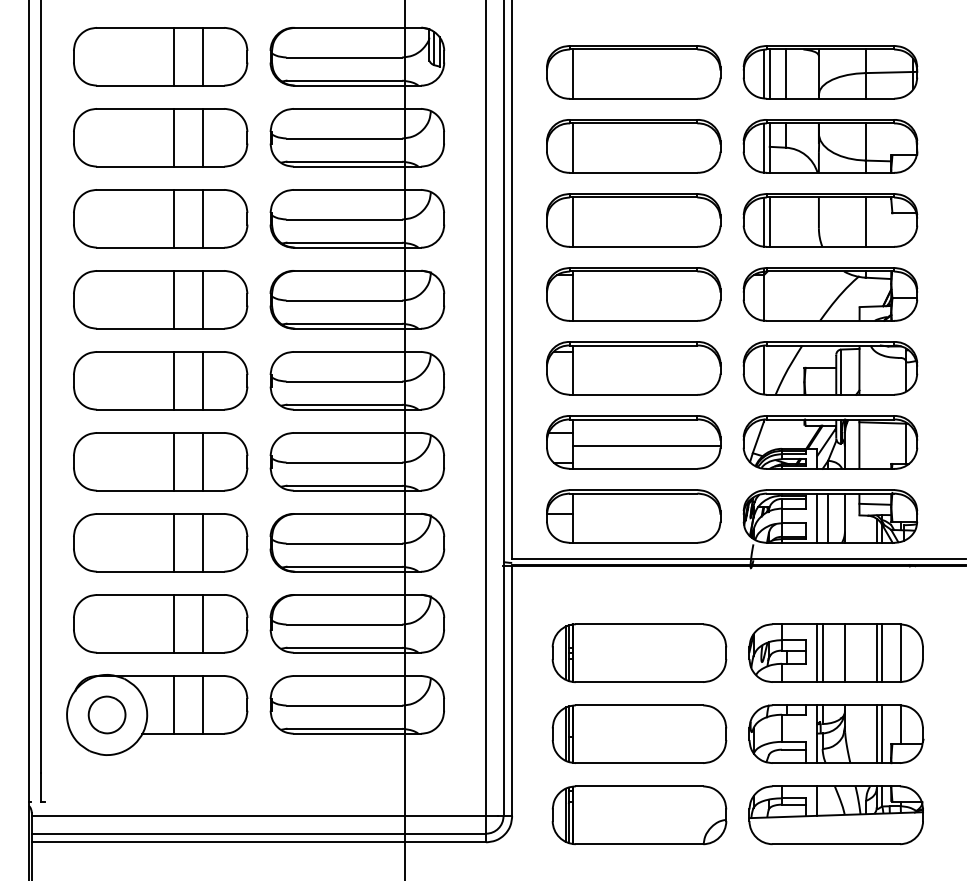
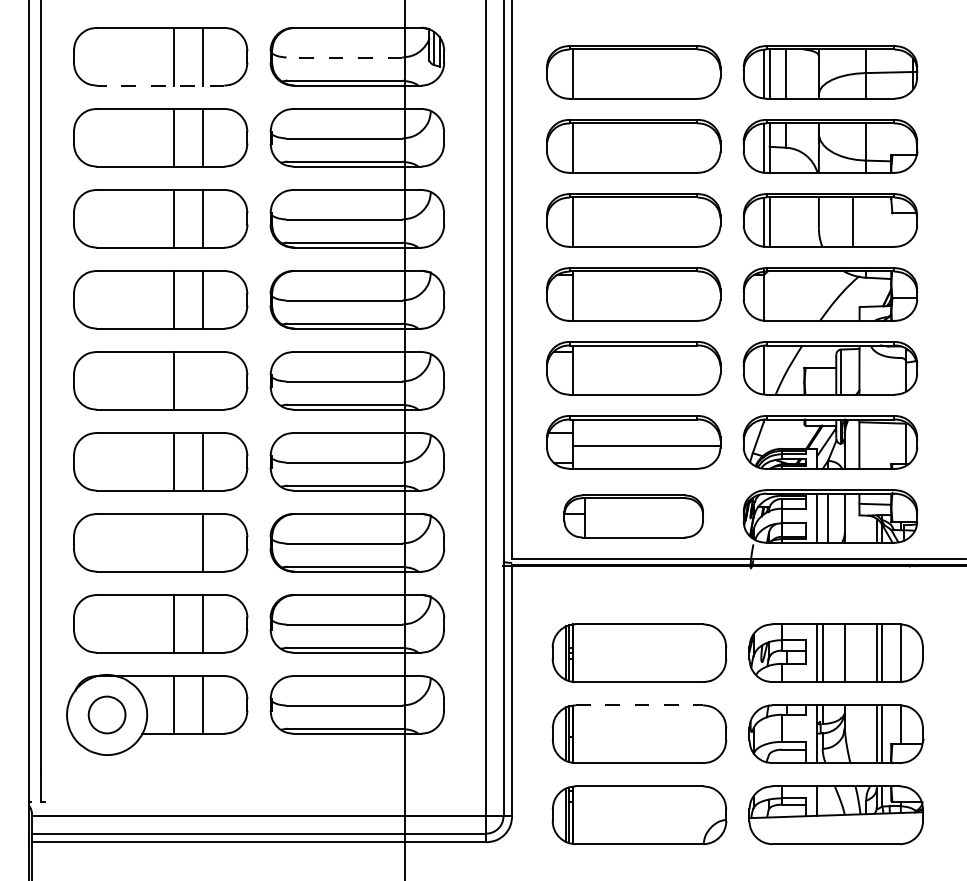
line: solid -> dashed (344, 57)
line: solid -> dashed (160, 85)
line position: (865, 221) -> (852, 221) (852, 221)
line: present -> none (202, 380)
part size: 176x55 px -> 142x45 px (633, 516)
line: present -> none (173, 542)
line: solid -> dashed (639, 705)
